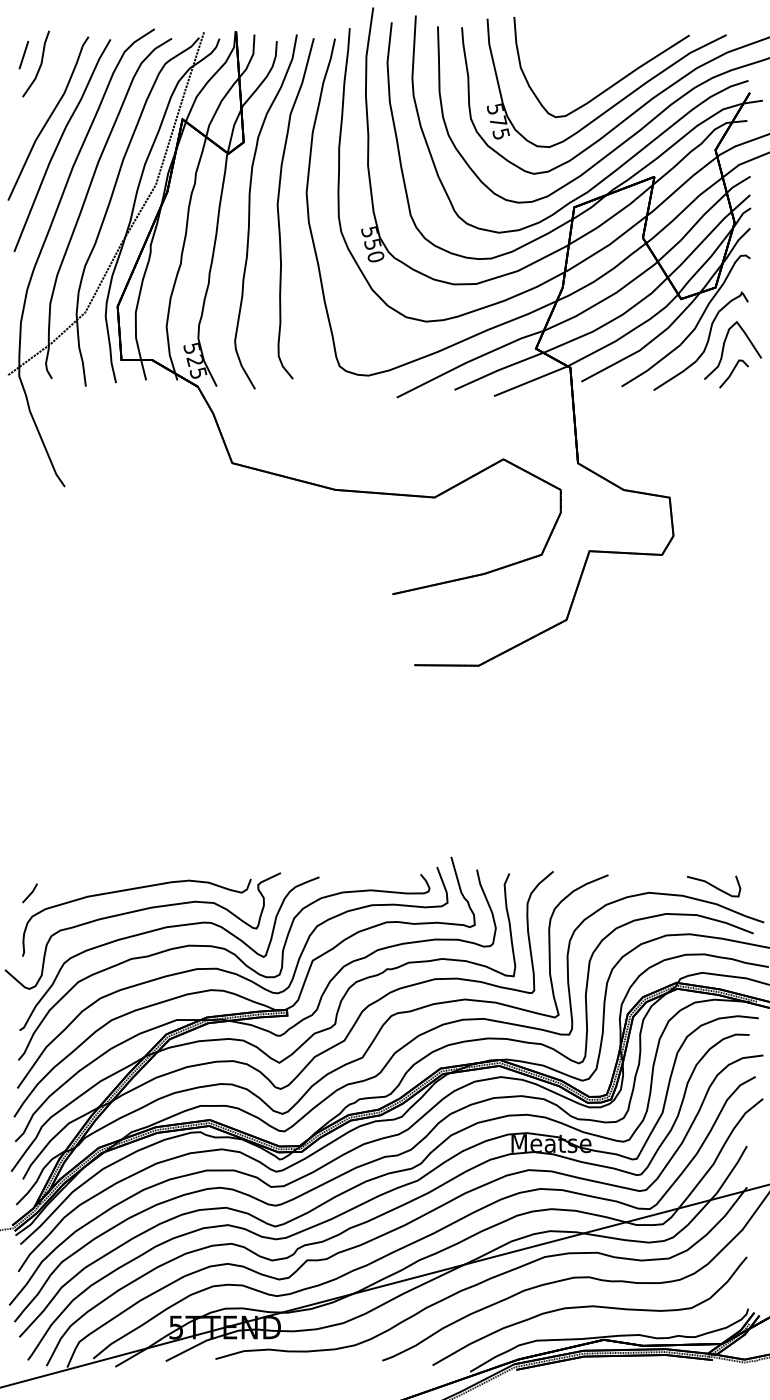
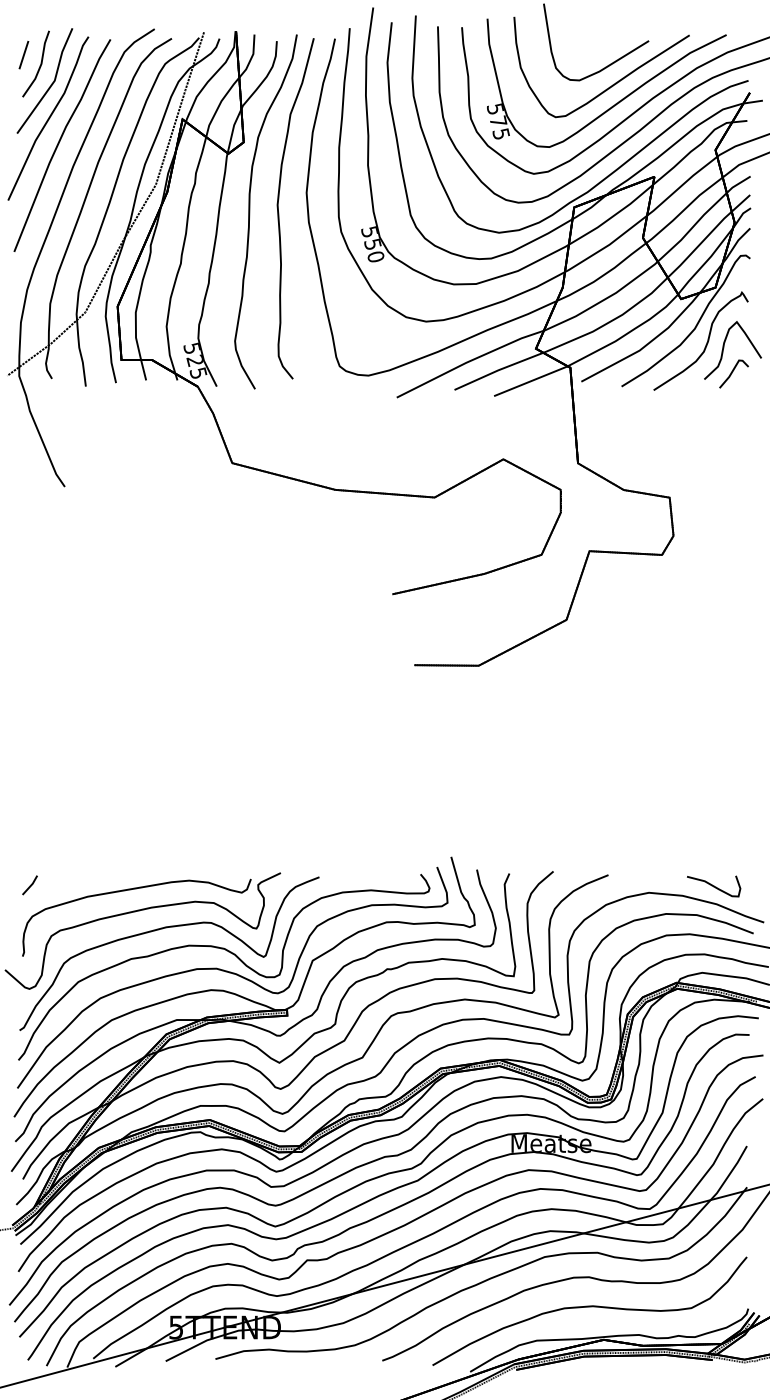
part: none -> present (608, 64)
part: none -> present (50, 84)
line position: (29, 893) -> (29, 885) (29, 885)
